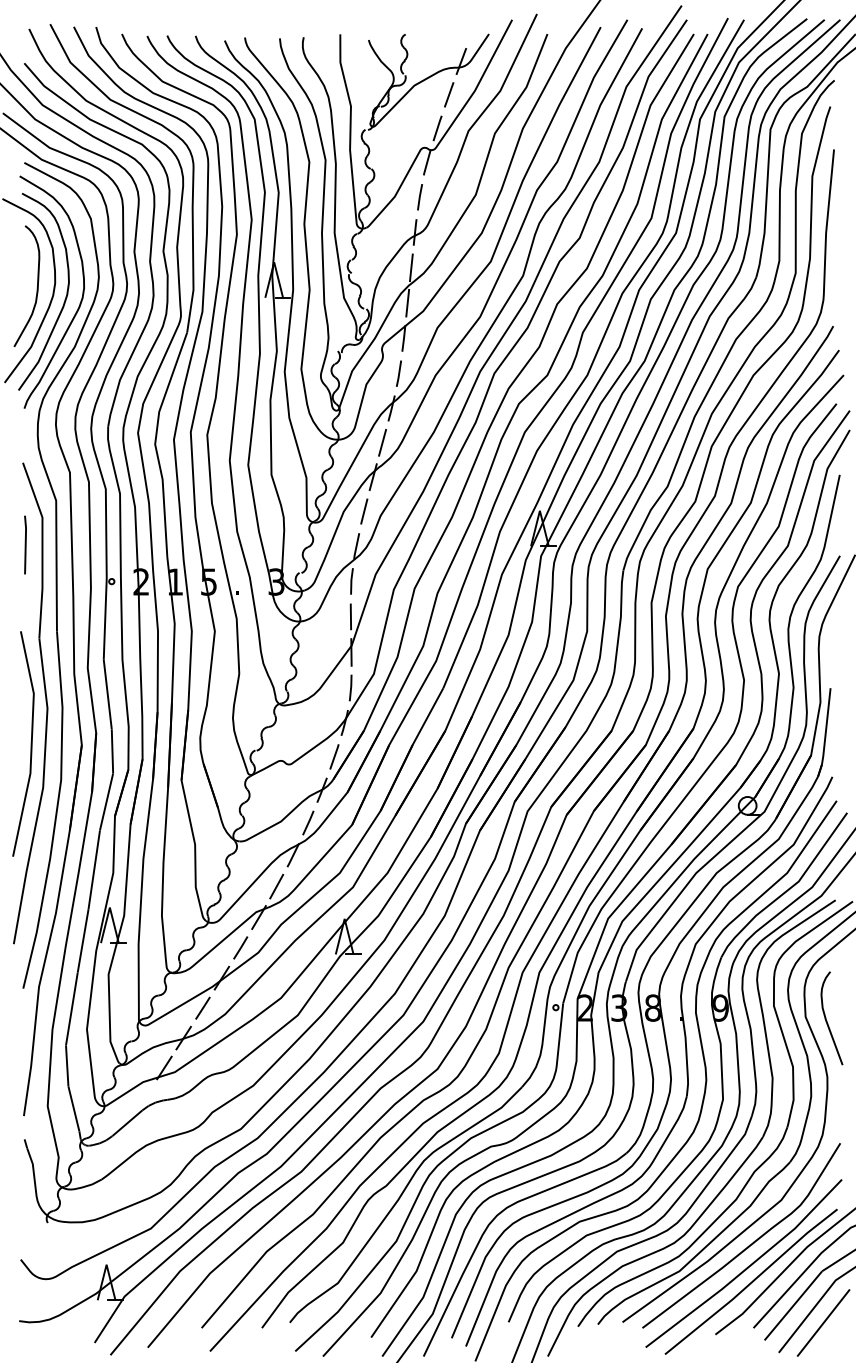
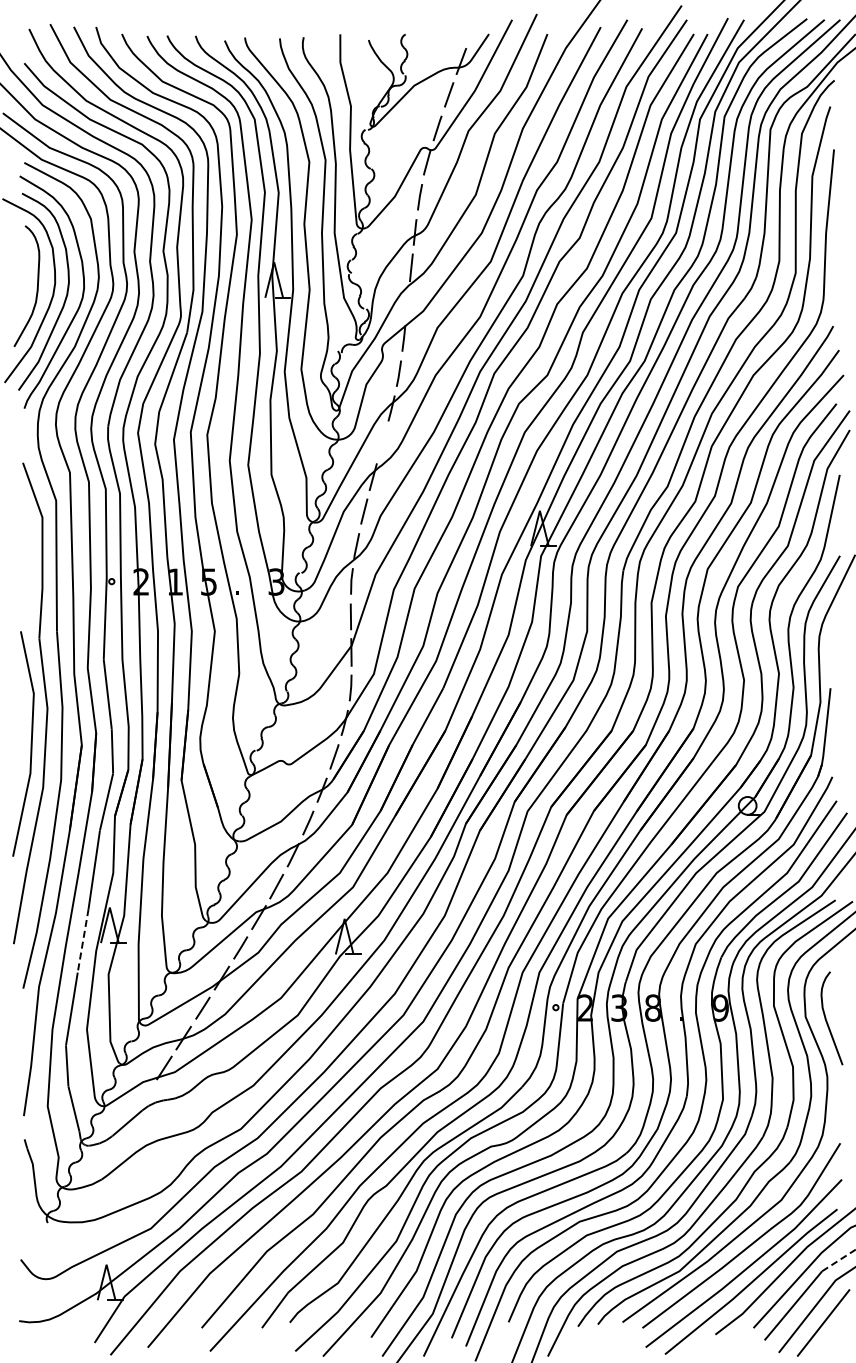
line: present -> none (407, 302)
line: present -> none (382, 442)
line: present -> none (25, 544)
line: solid -> dashed (83, 941)
line: solid -> dashed (838, 1260)
